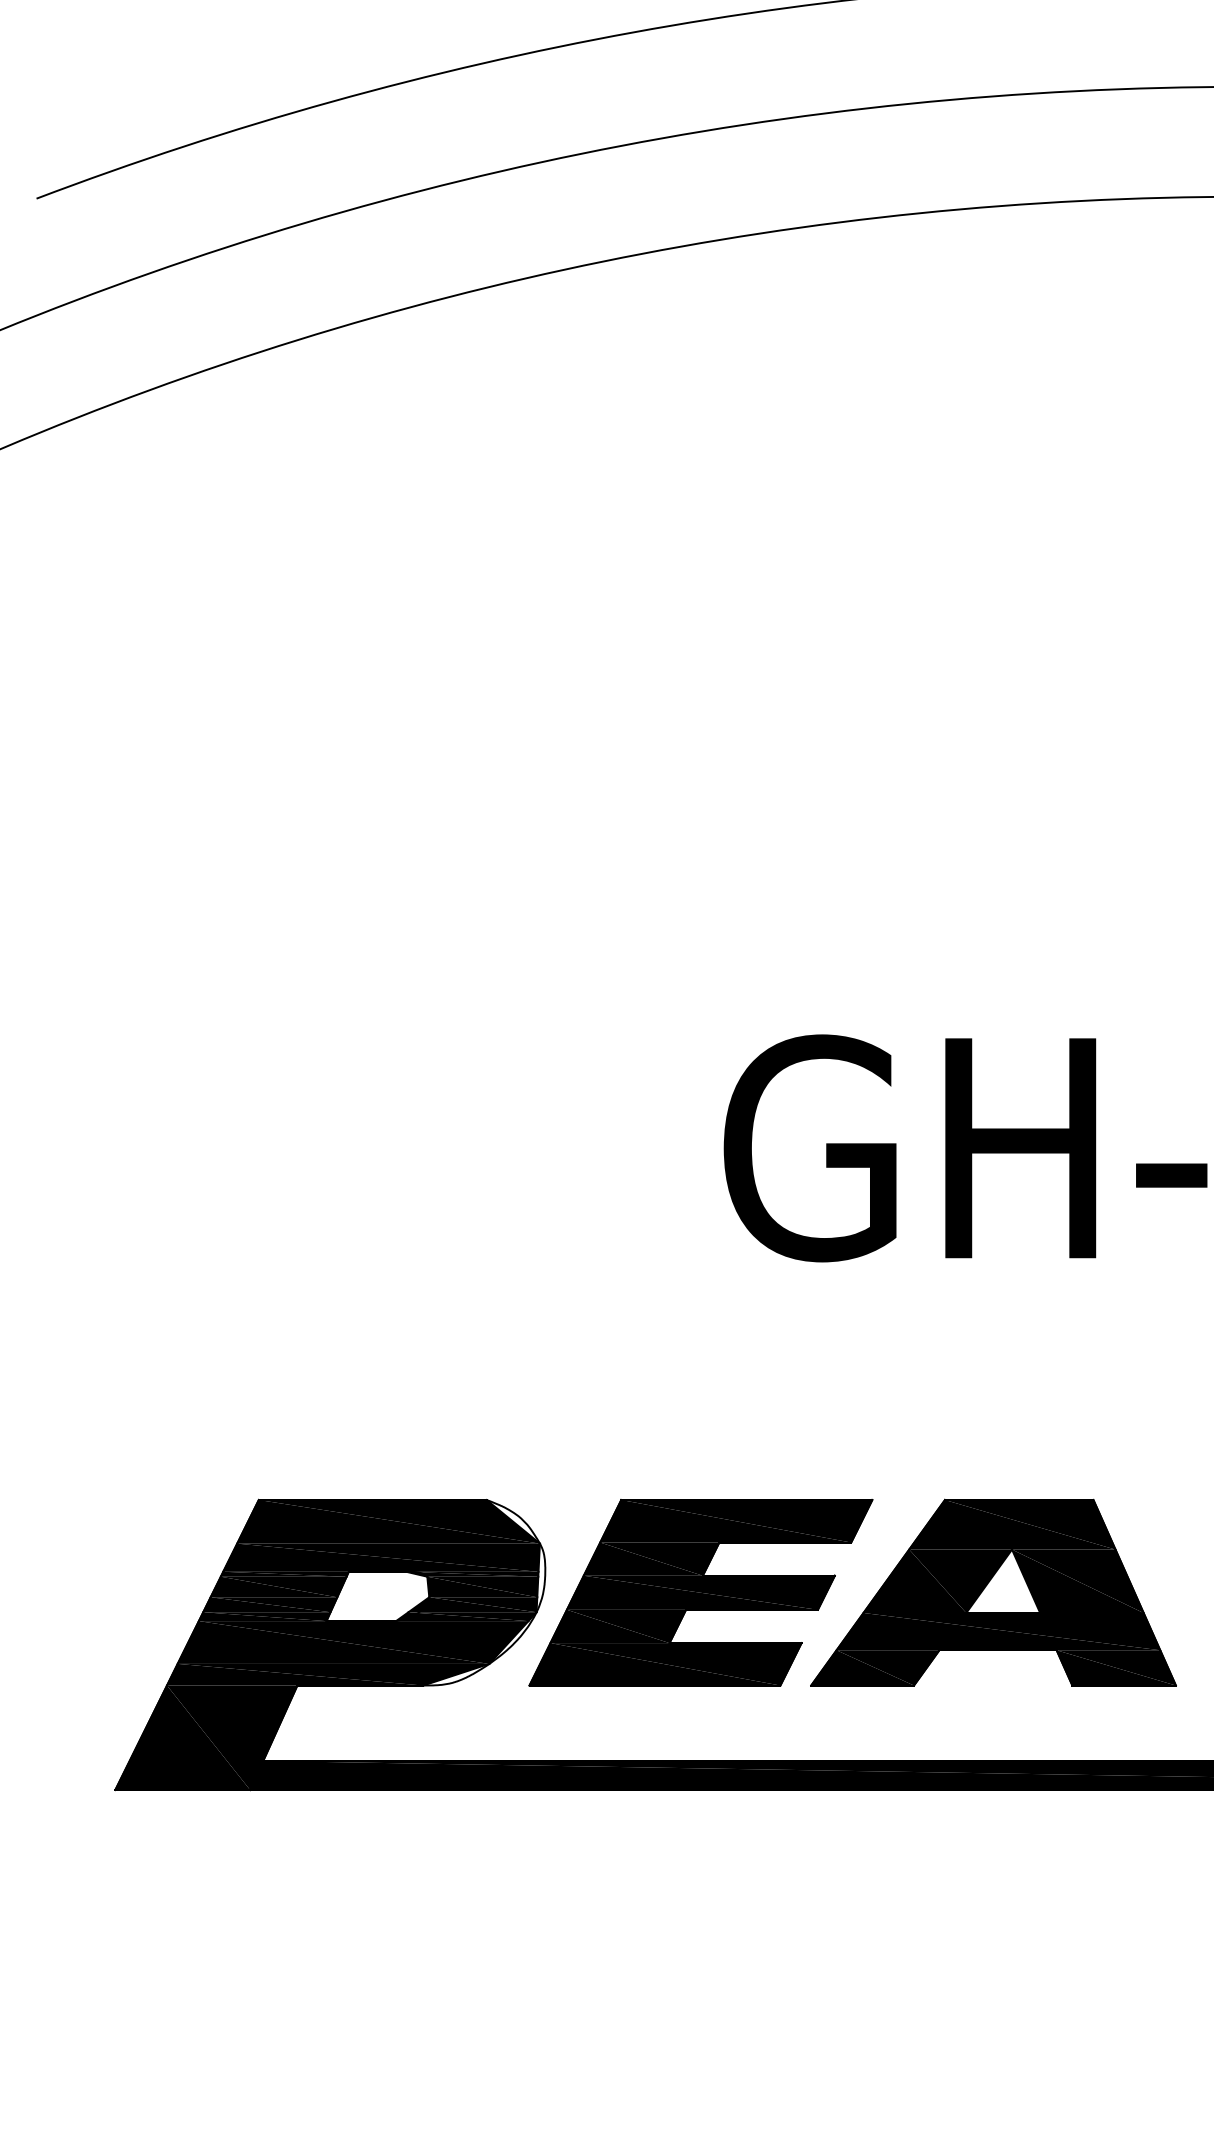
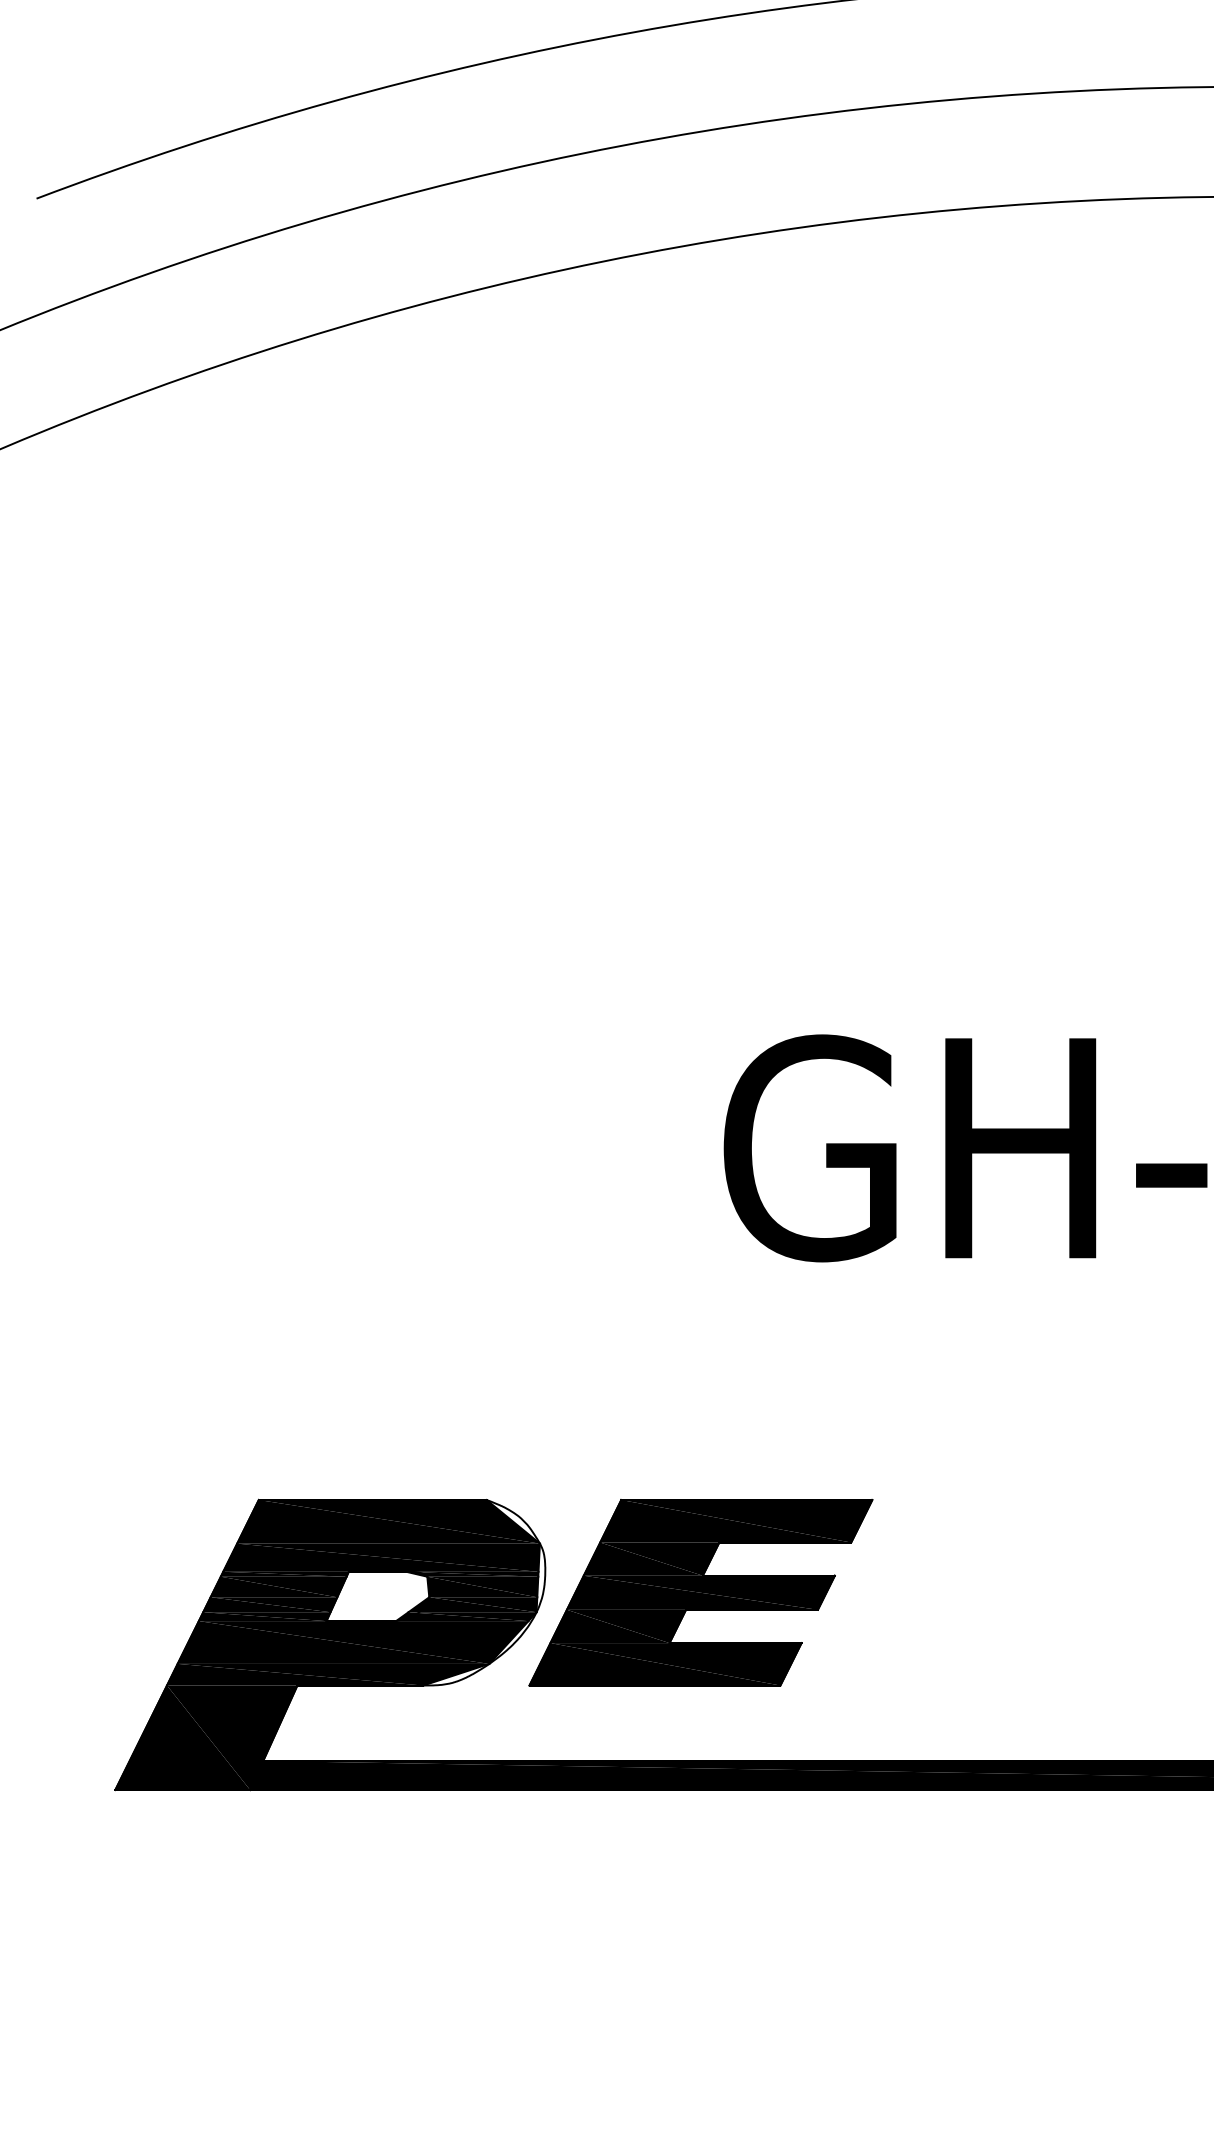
part: present -> none (993, 1592)
